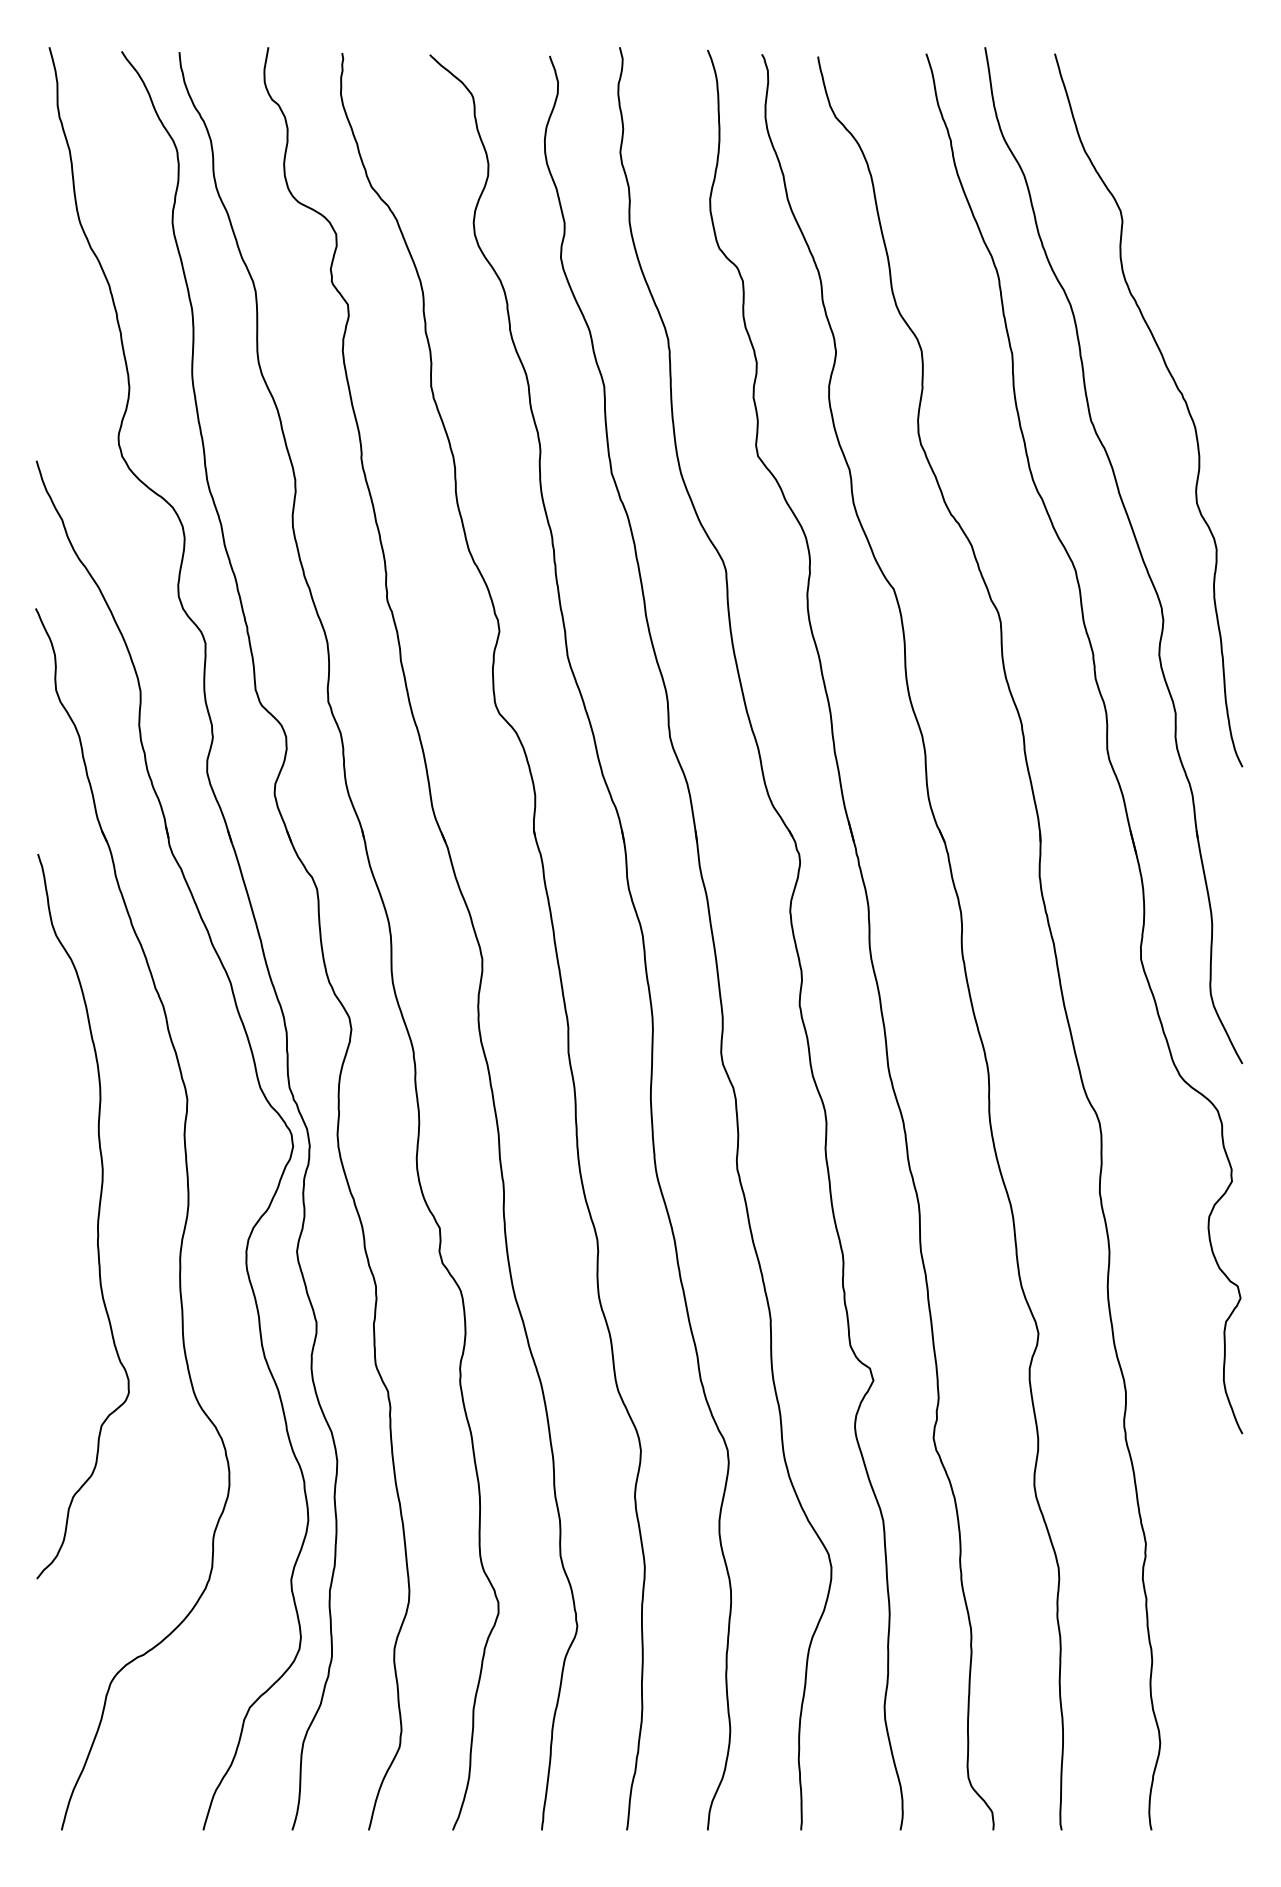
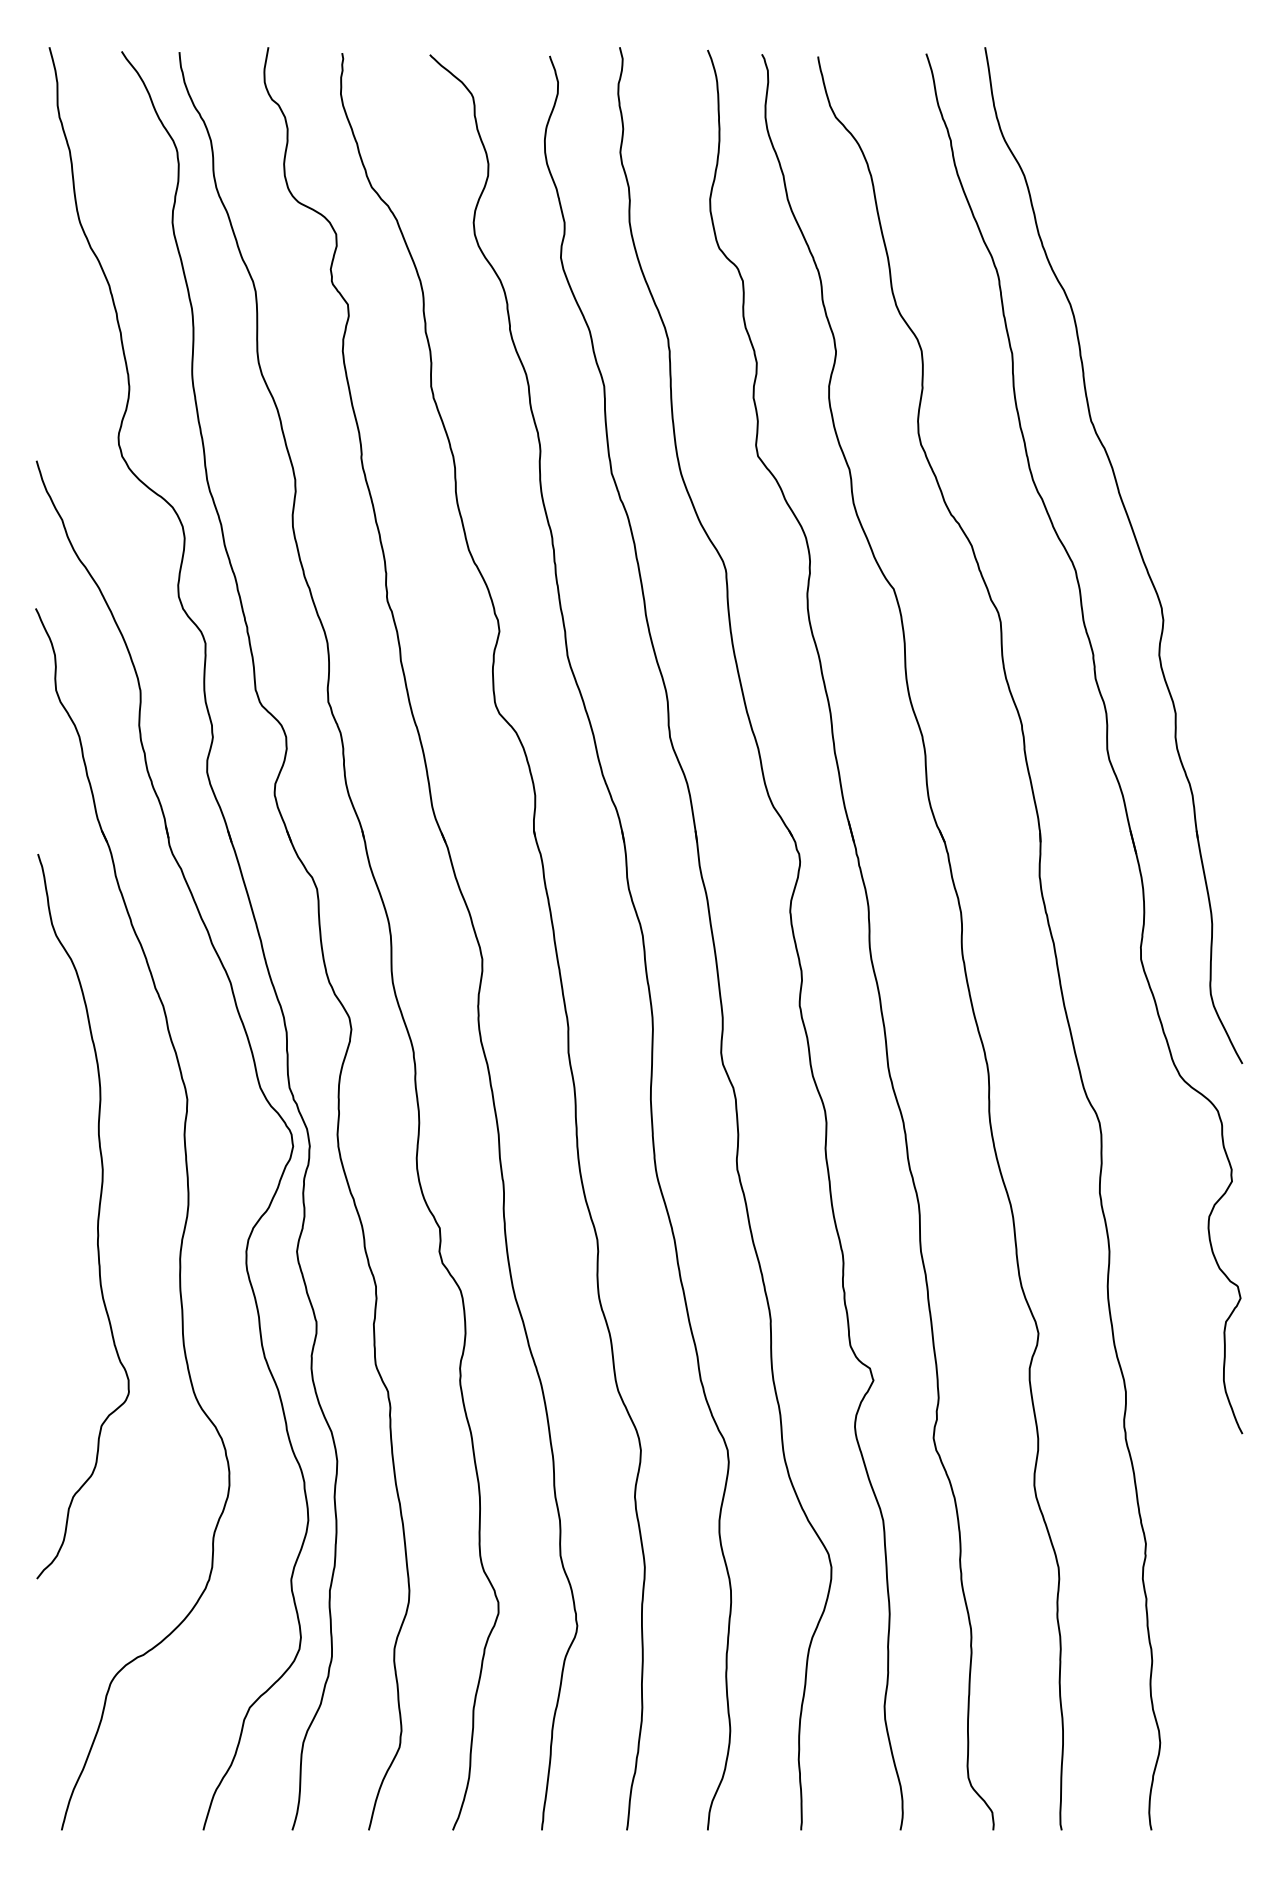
curve: present -> none (1178, 391)
